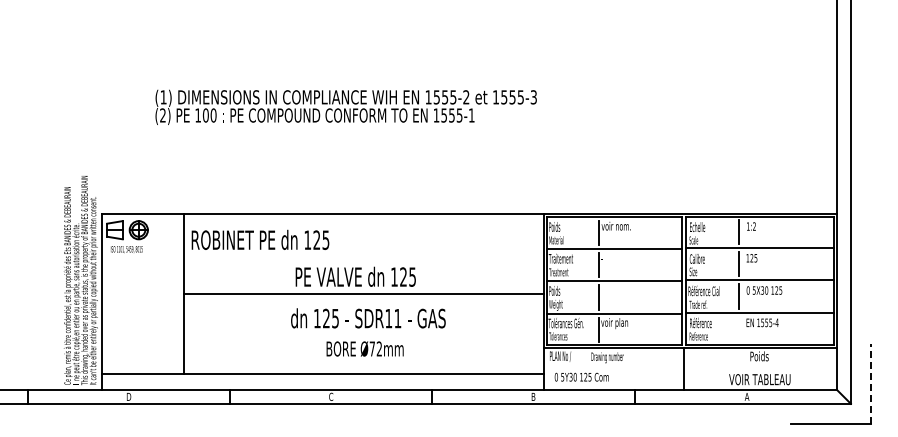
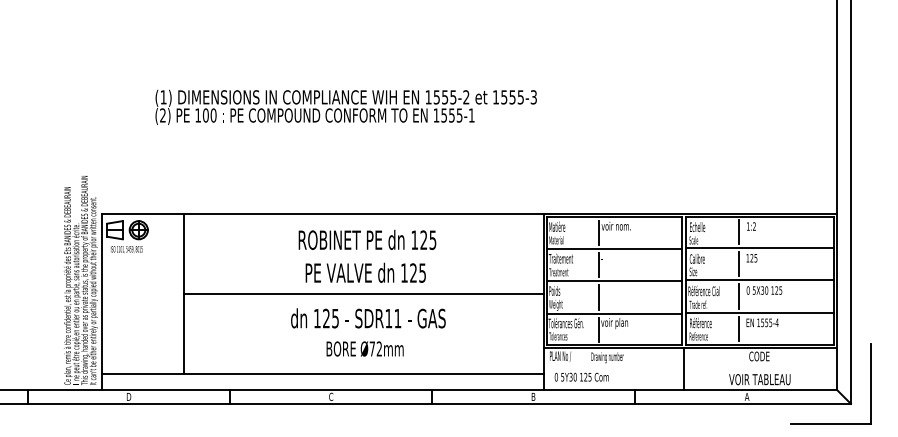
text: Poids -> Matière (557, 226)
text position: (260, 239) -> (367, 239) (367, 239)
text position: (355, 276) -> (365, 272) (365, 272)
line: none -> present (739, 328)
text: Poids -> CODE (759, 356)
line: dashed -> solid (871, 383)
